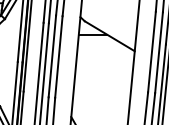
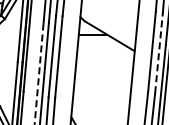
line: solid -> dashed (159, 52)
line: solid -> dashed (39, 73)
